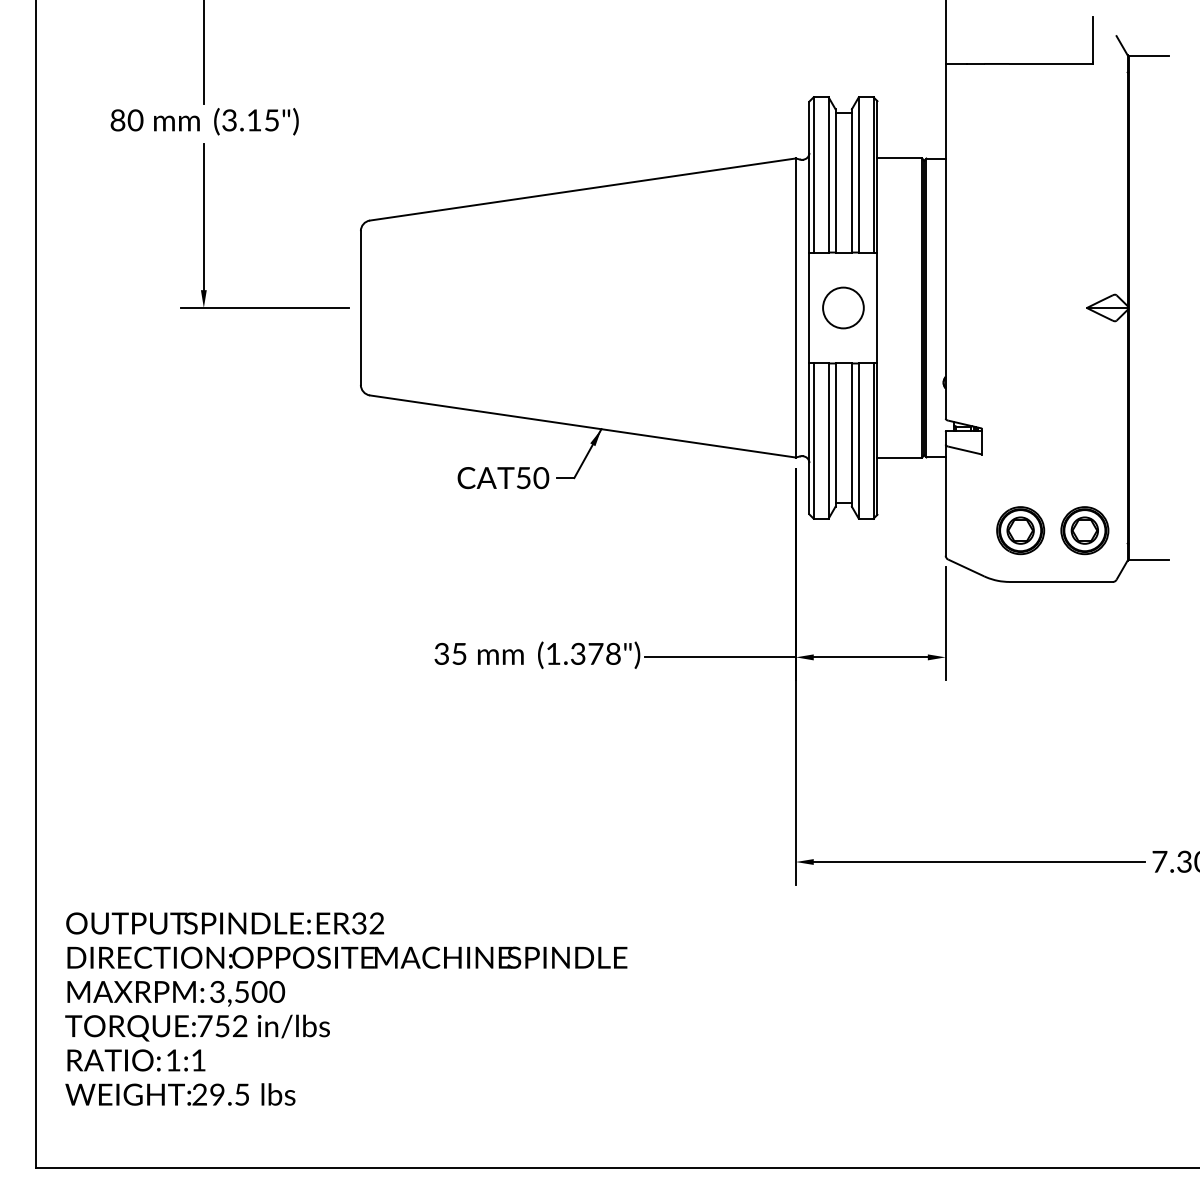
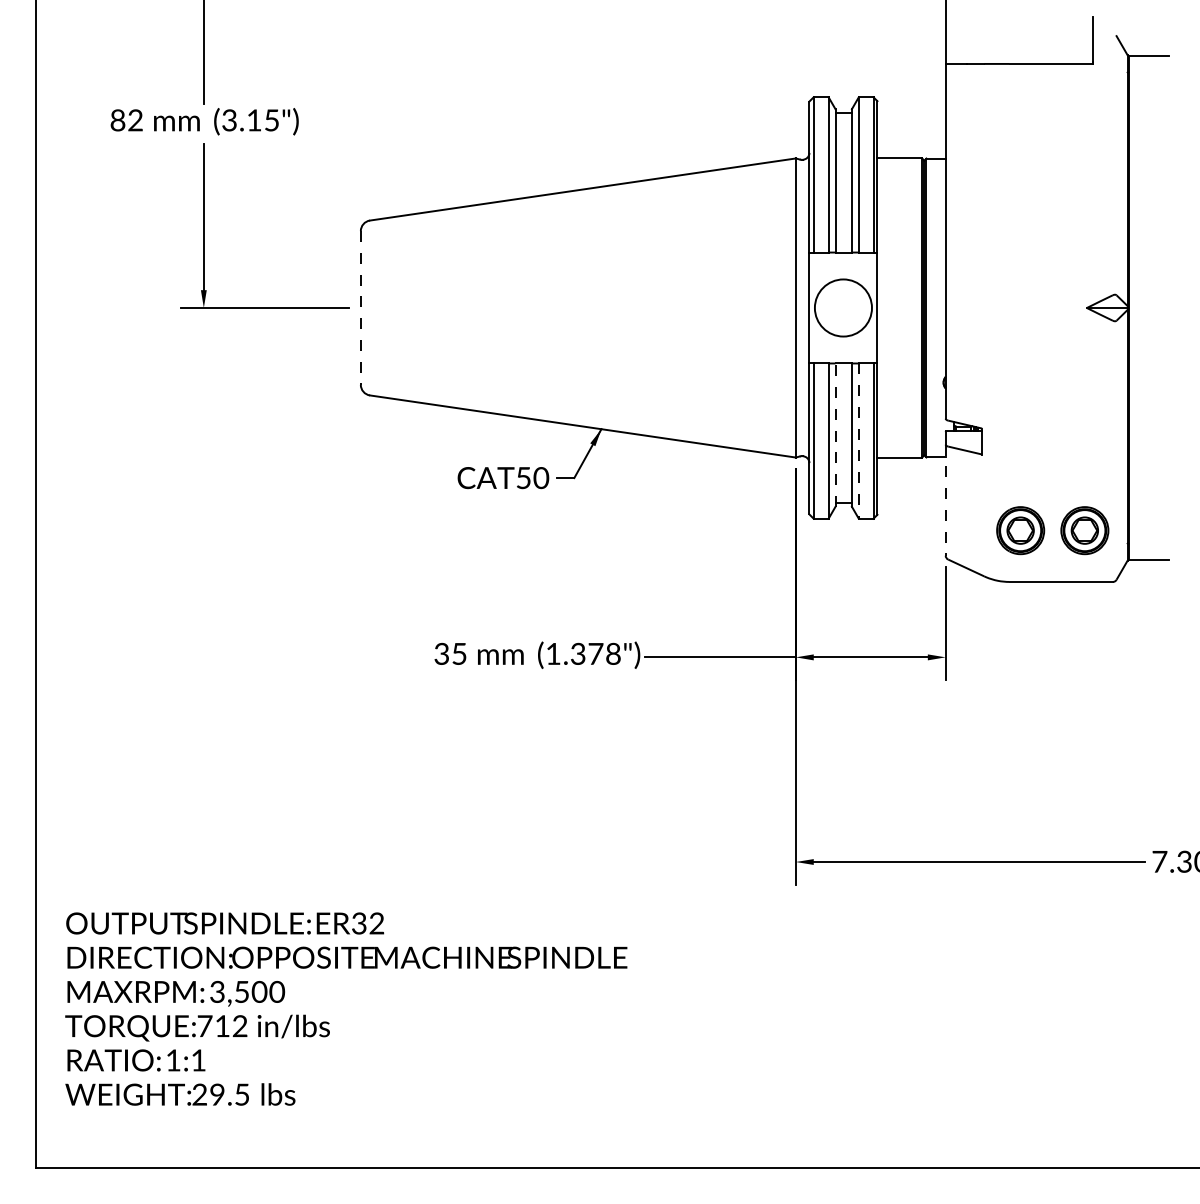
text: 80 -> 82 (135, 120)
circle diameter: 41 px -> 57 px (843, 307)
line: solid -> dashed (360, 308)
line: solid -> dashed (835, 435)
line: solid -> dashed (858, 441)
line: solid -> dashed (945, 500)
text: 752 -> 712 (222, 1026)
